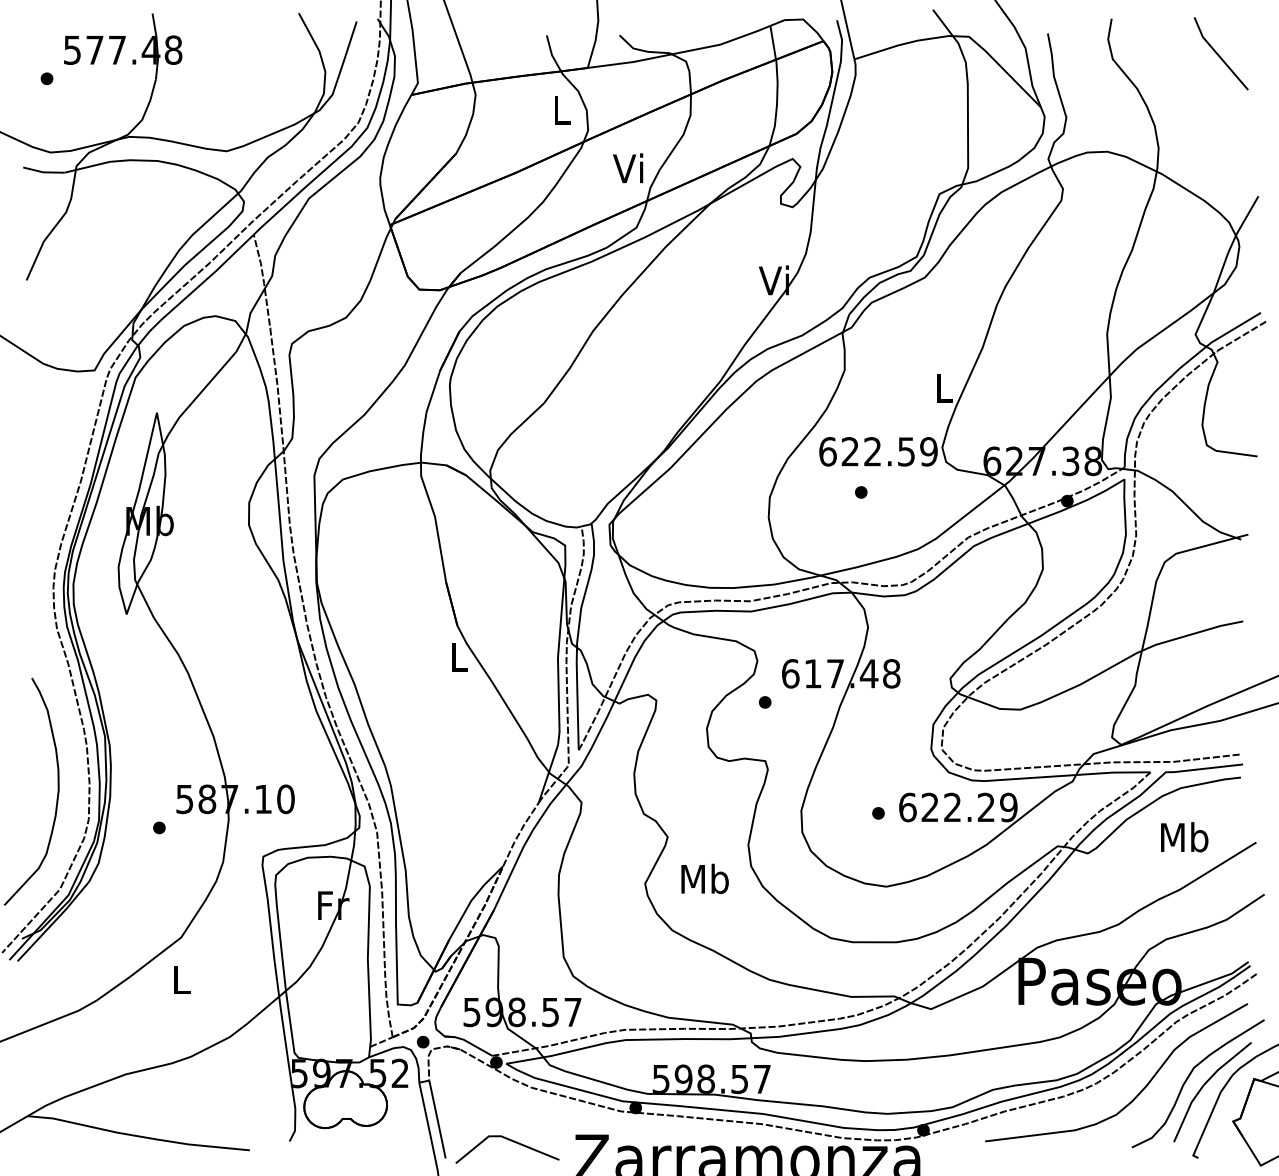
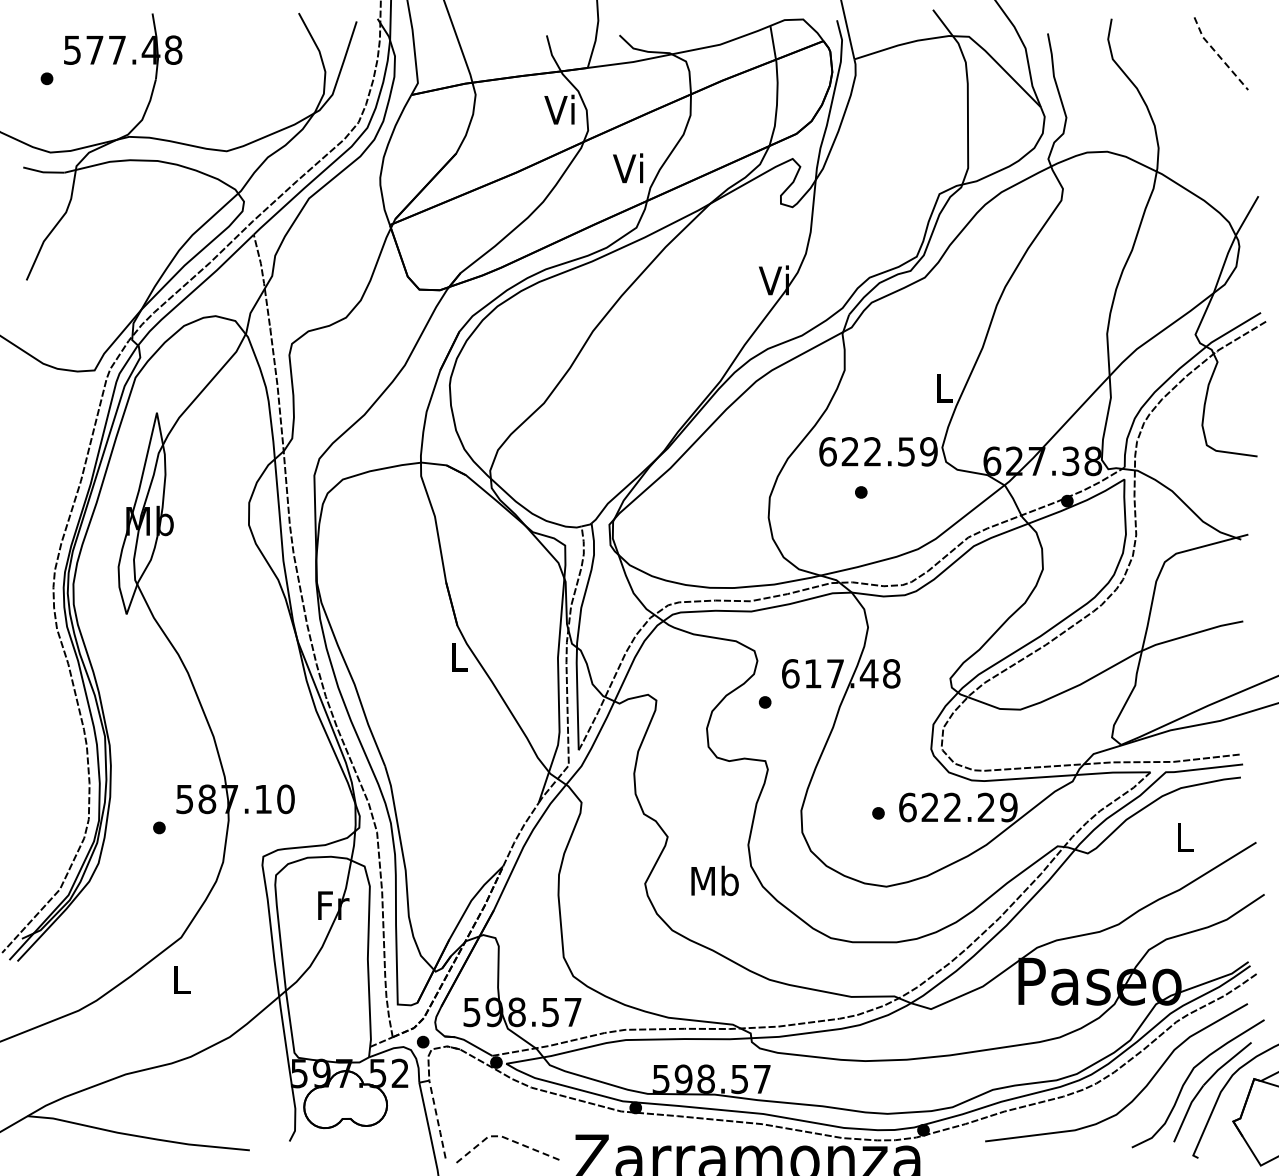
line: solid -> dashed (1218, 55)
text: L -> Vi (559, 109)
curve: present -> none (56, 798)
text: Mb -> L (1184, 837)
text position: (704, 878) -> (714, 880) (714, 880)
line: solid -> dashed (437, 1119)
line: solid -> dashed (502, 1137)
